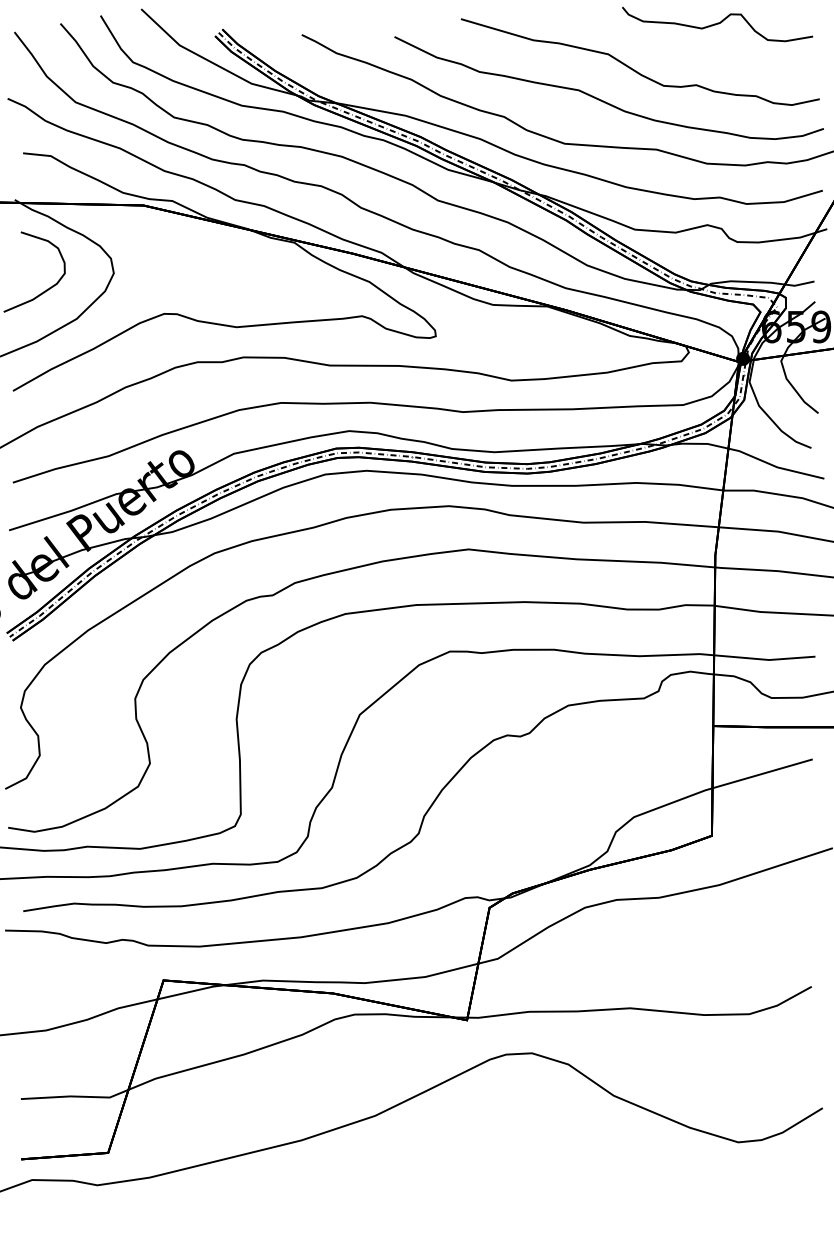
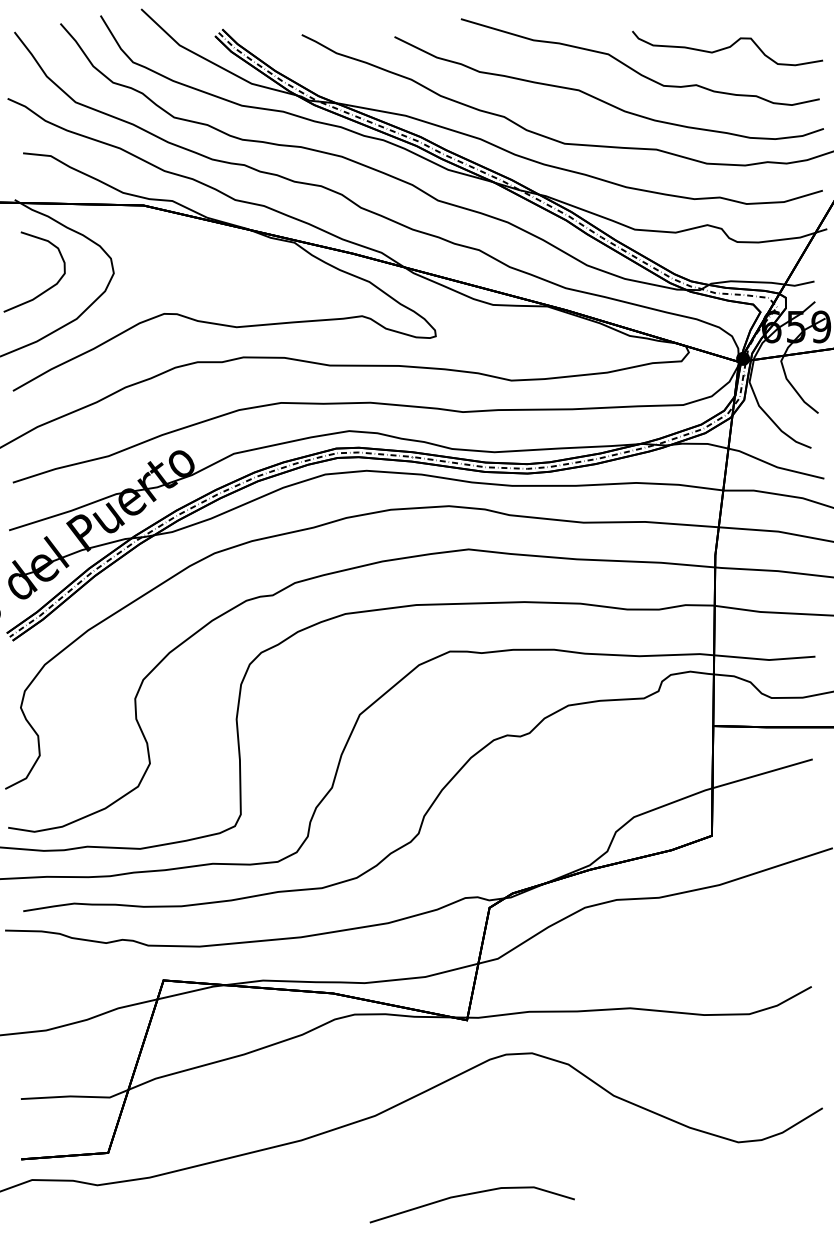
curve position: (717, 24) -> (727, 48) (727, 48)
line: none -> present (468, 1195)
